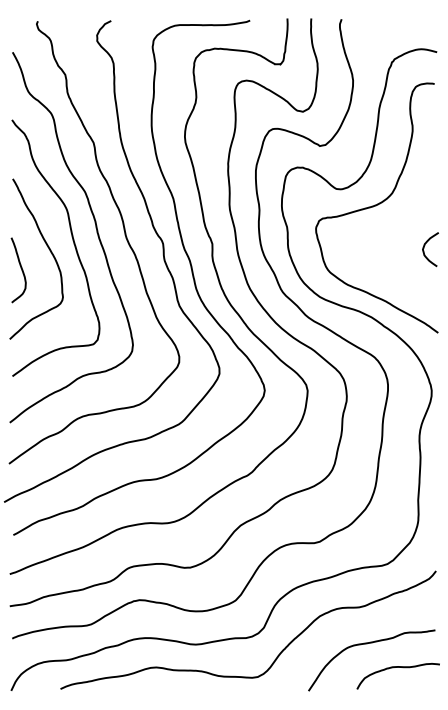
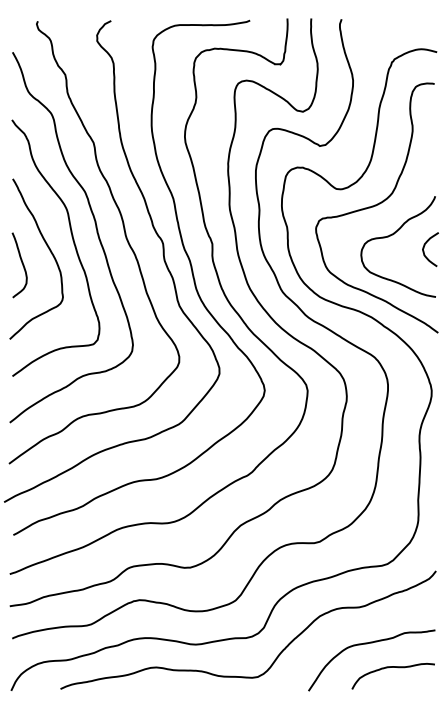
curve: none -> present (392, 235)
curve position: (20, 268) -> (21, 263) (21, 263)
curve position: (393, 668) -> (388, 668) (388, 668)
